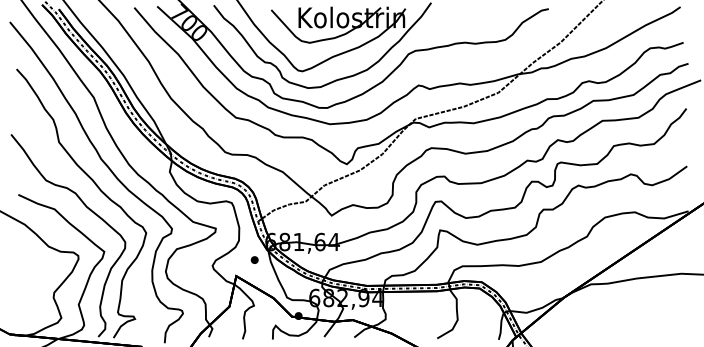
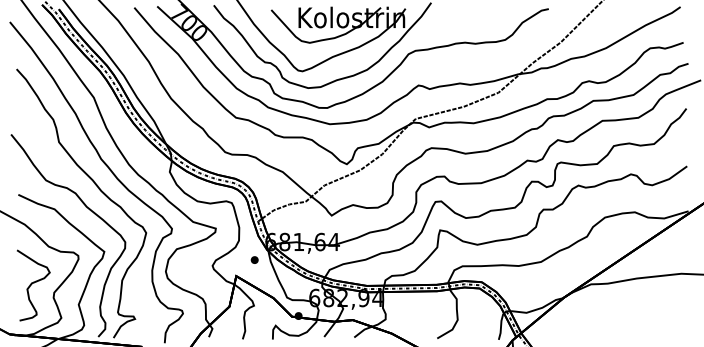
curve: none -> present (32, 284)
